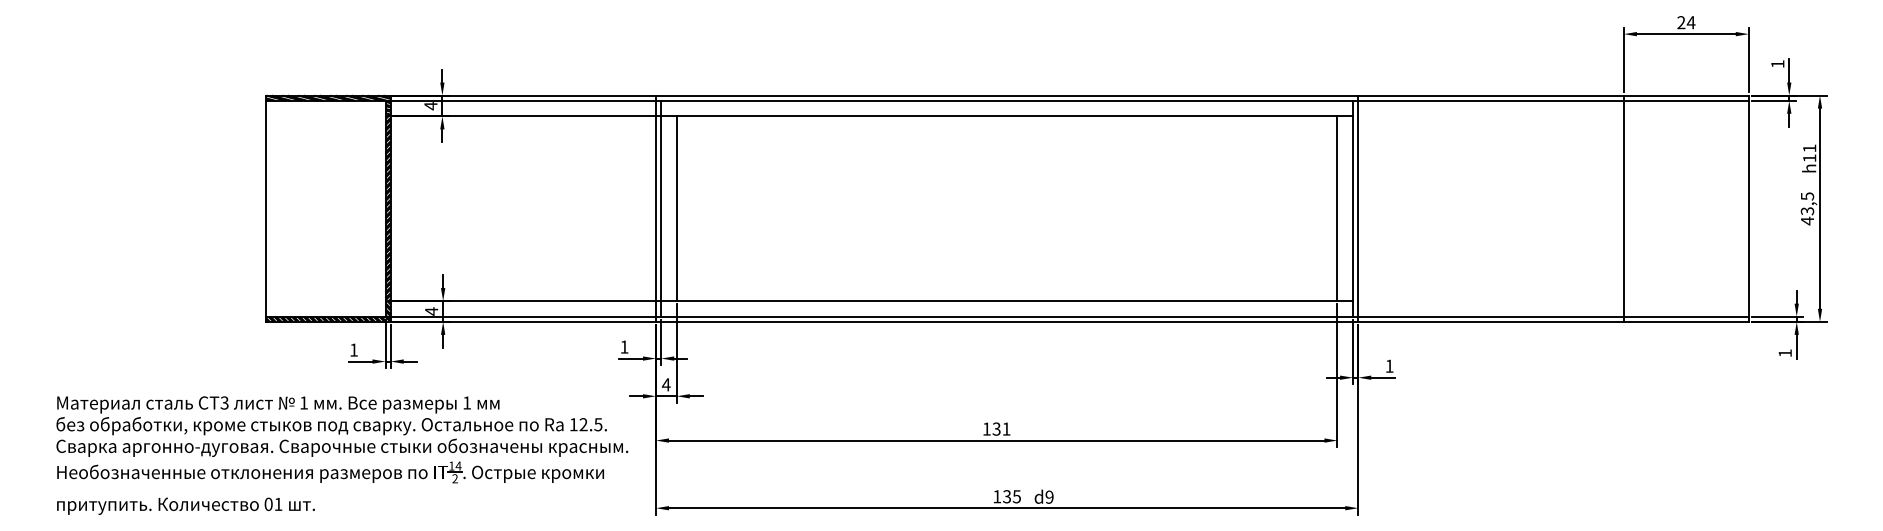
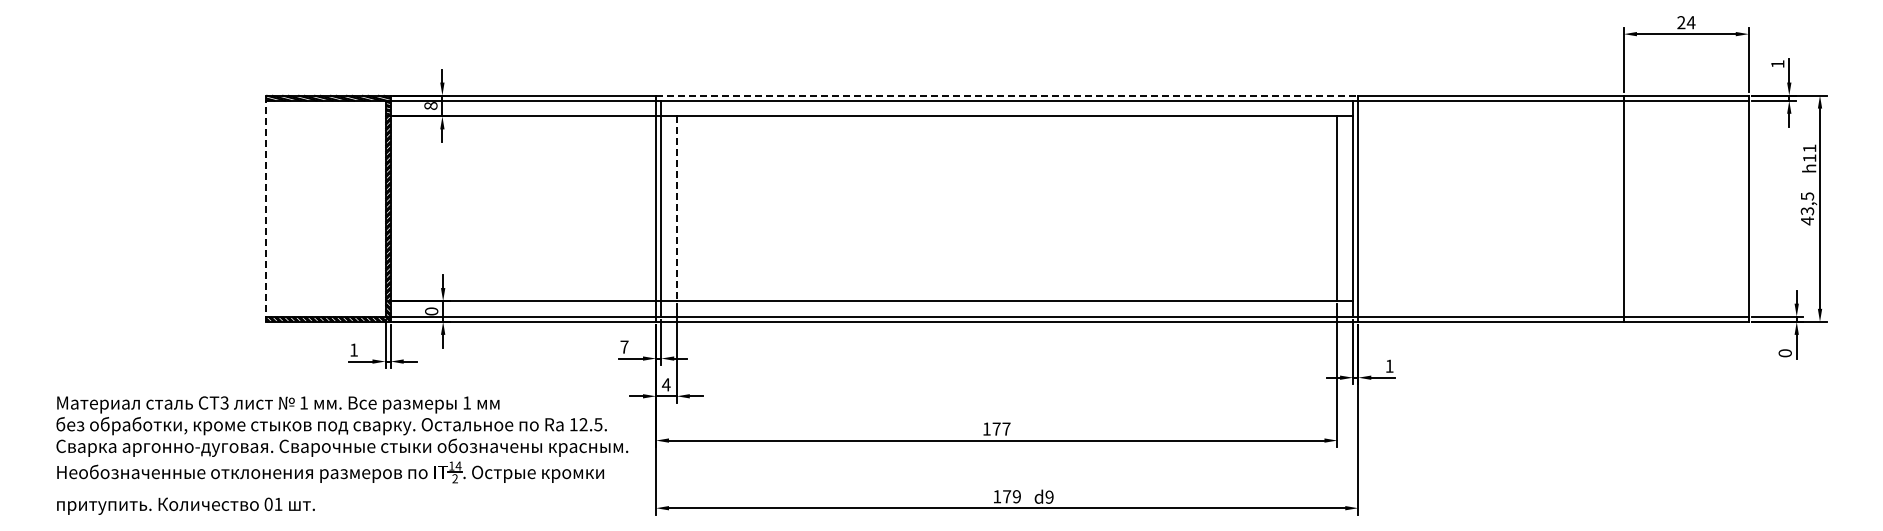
line: solid -> dashed (1007, 95)
text: 4 -> 8 (430, 106)
line: solid -> dashed (265, 209)
line: solid -> dashed (676, 209)
text: 4 -> 0 (431, 311)
text: 1 -> 7 (624, 346)
text: 1 -> 0 (1784, 353)
text: 131 -> 177 (1001, 428)
text: 135 -> 179 (1011, 496)
